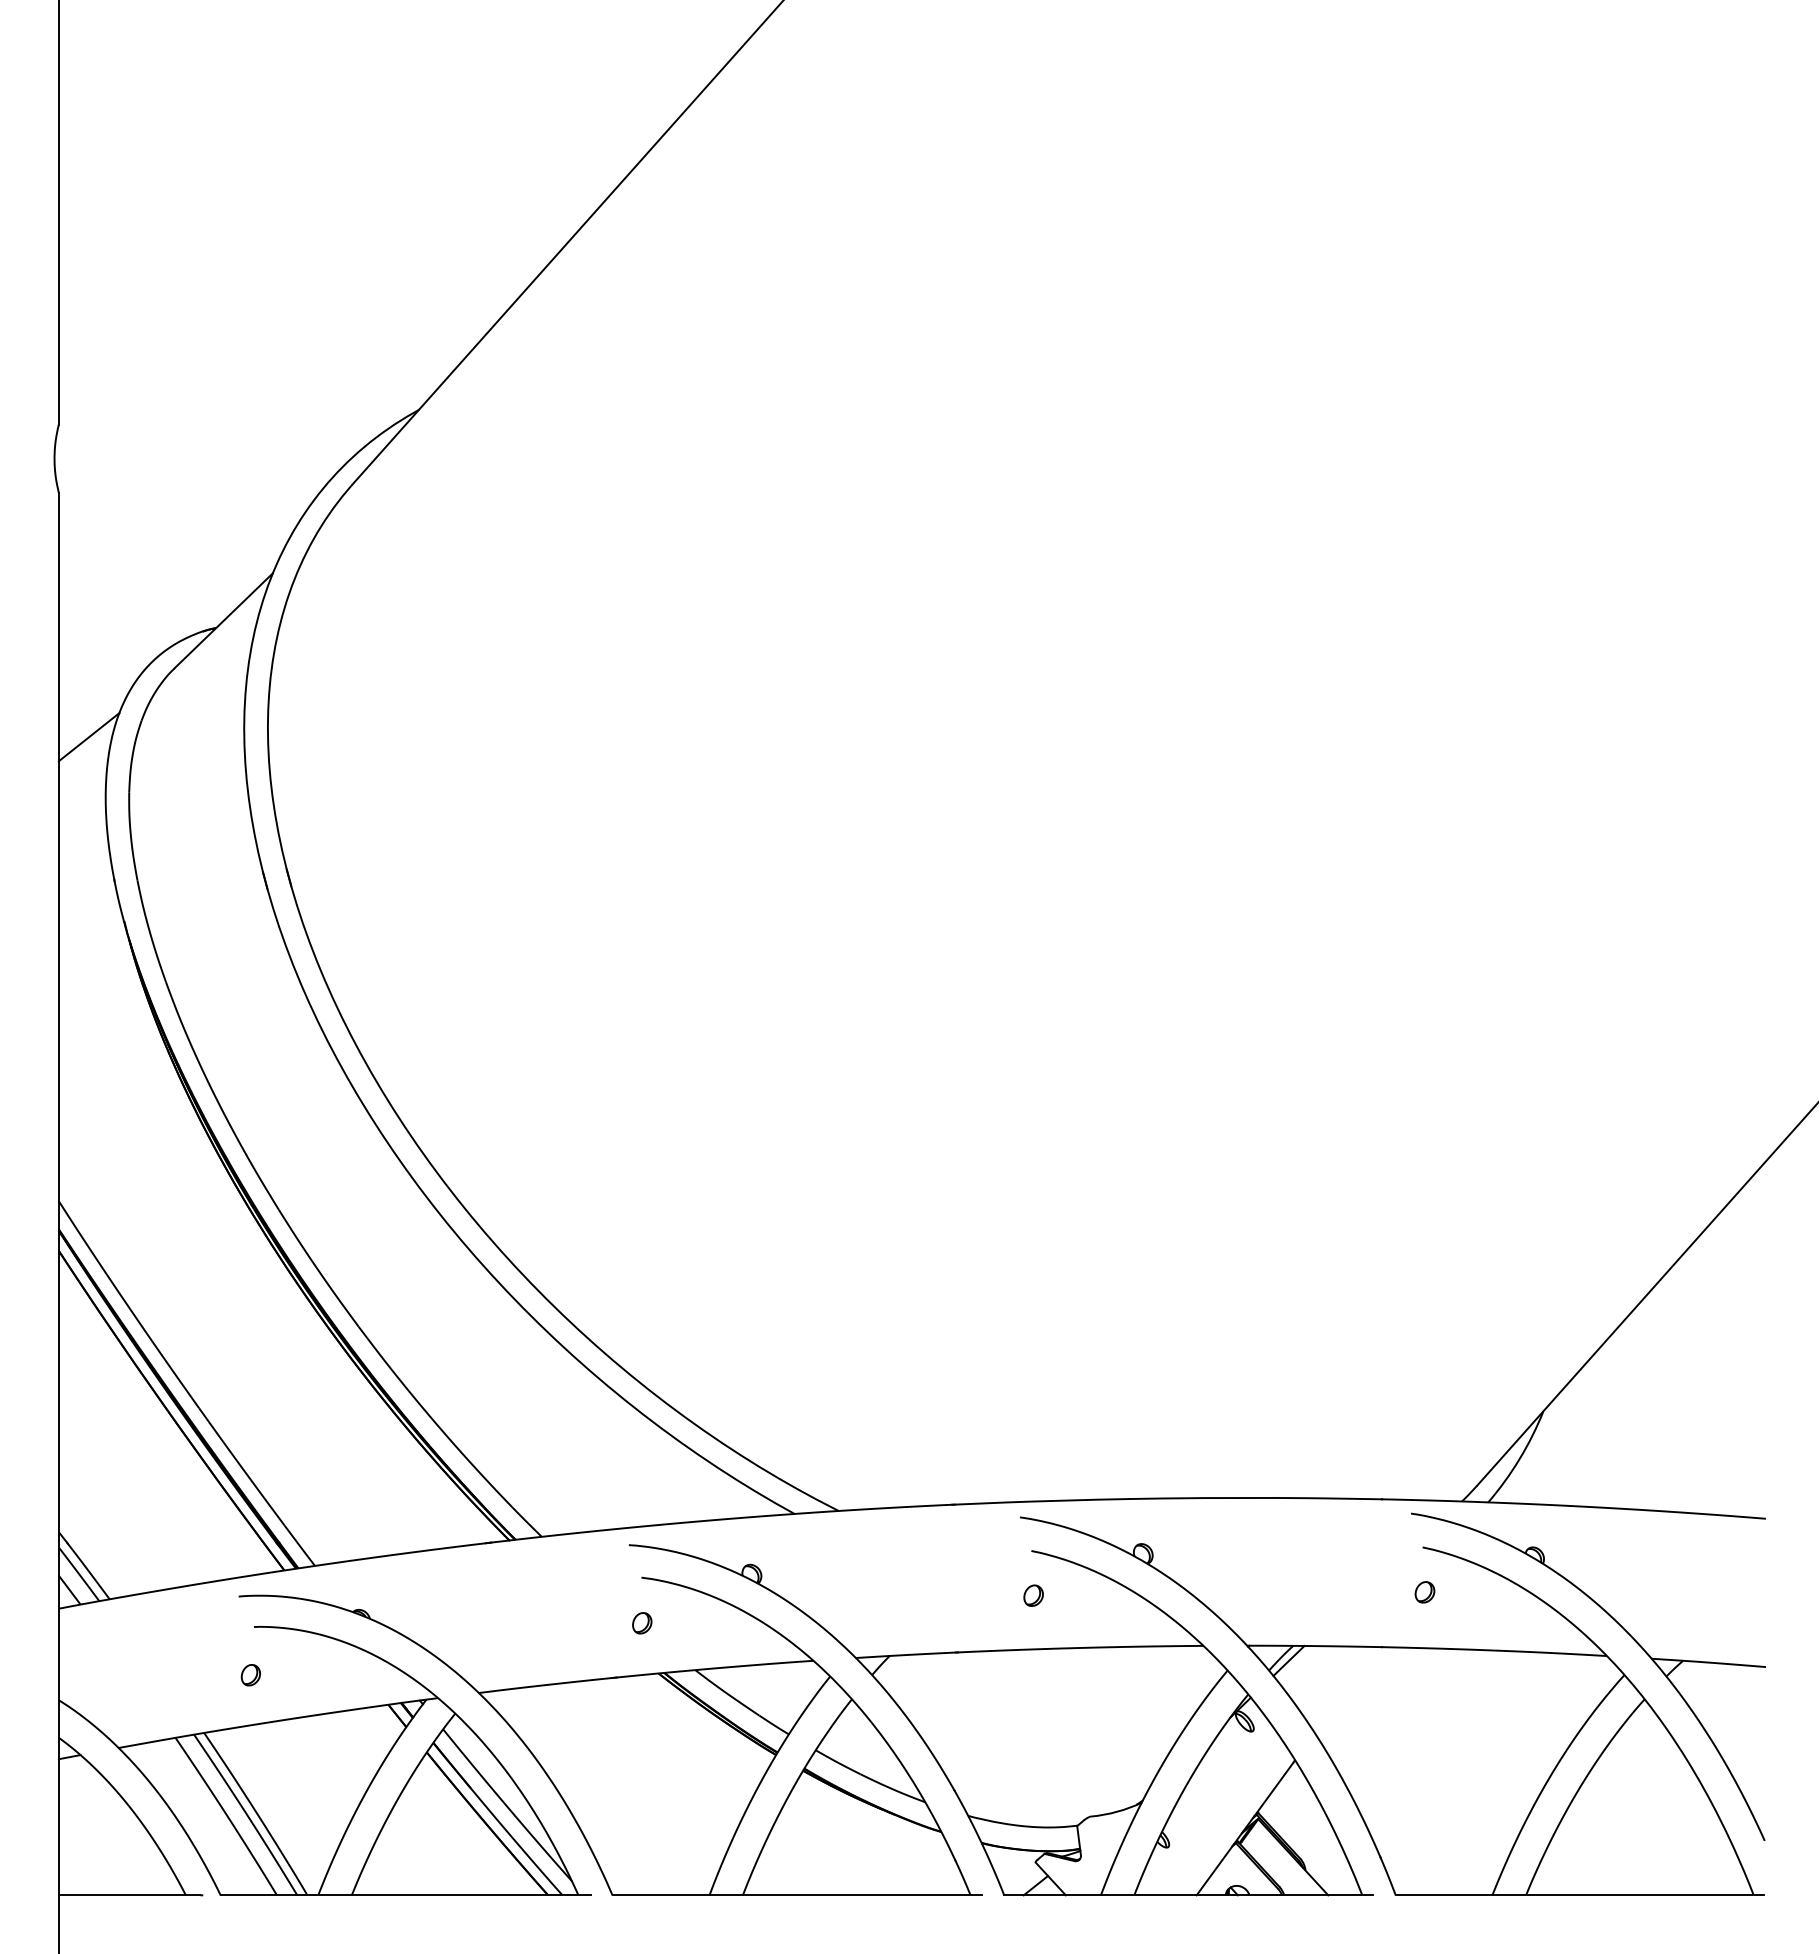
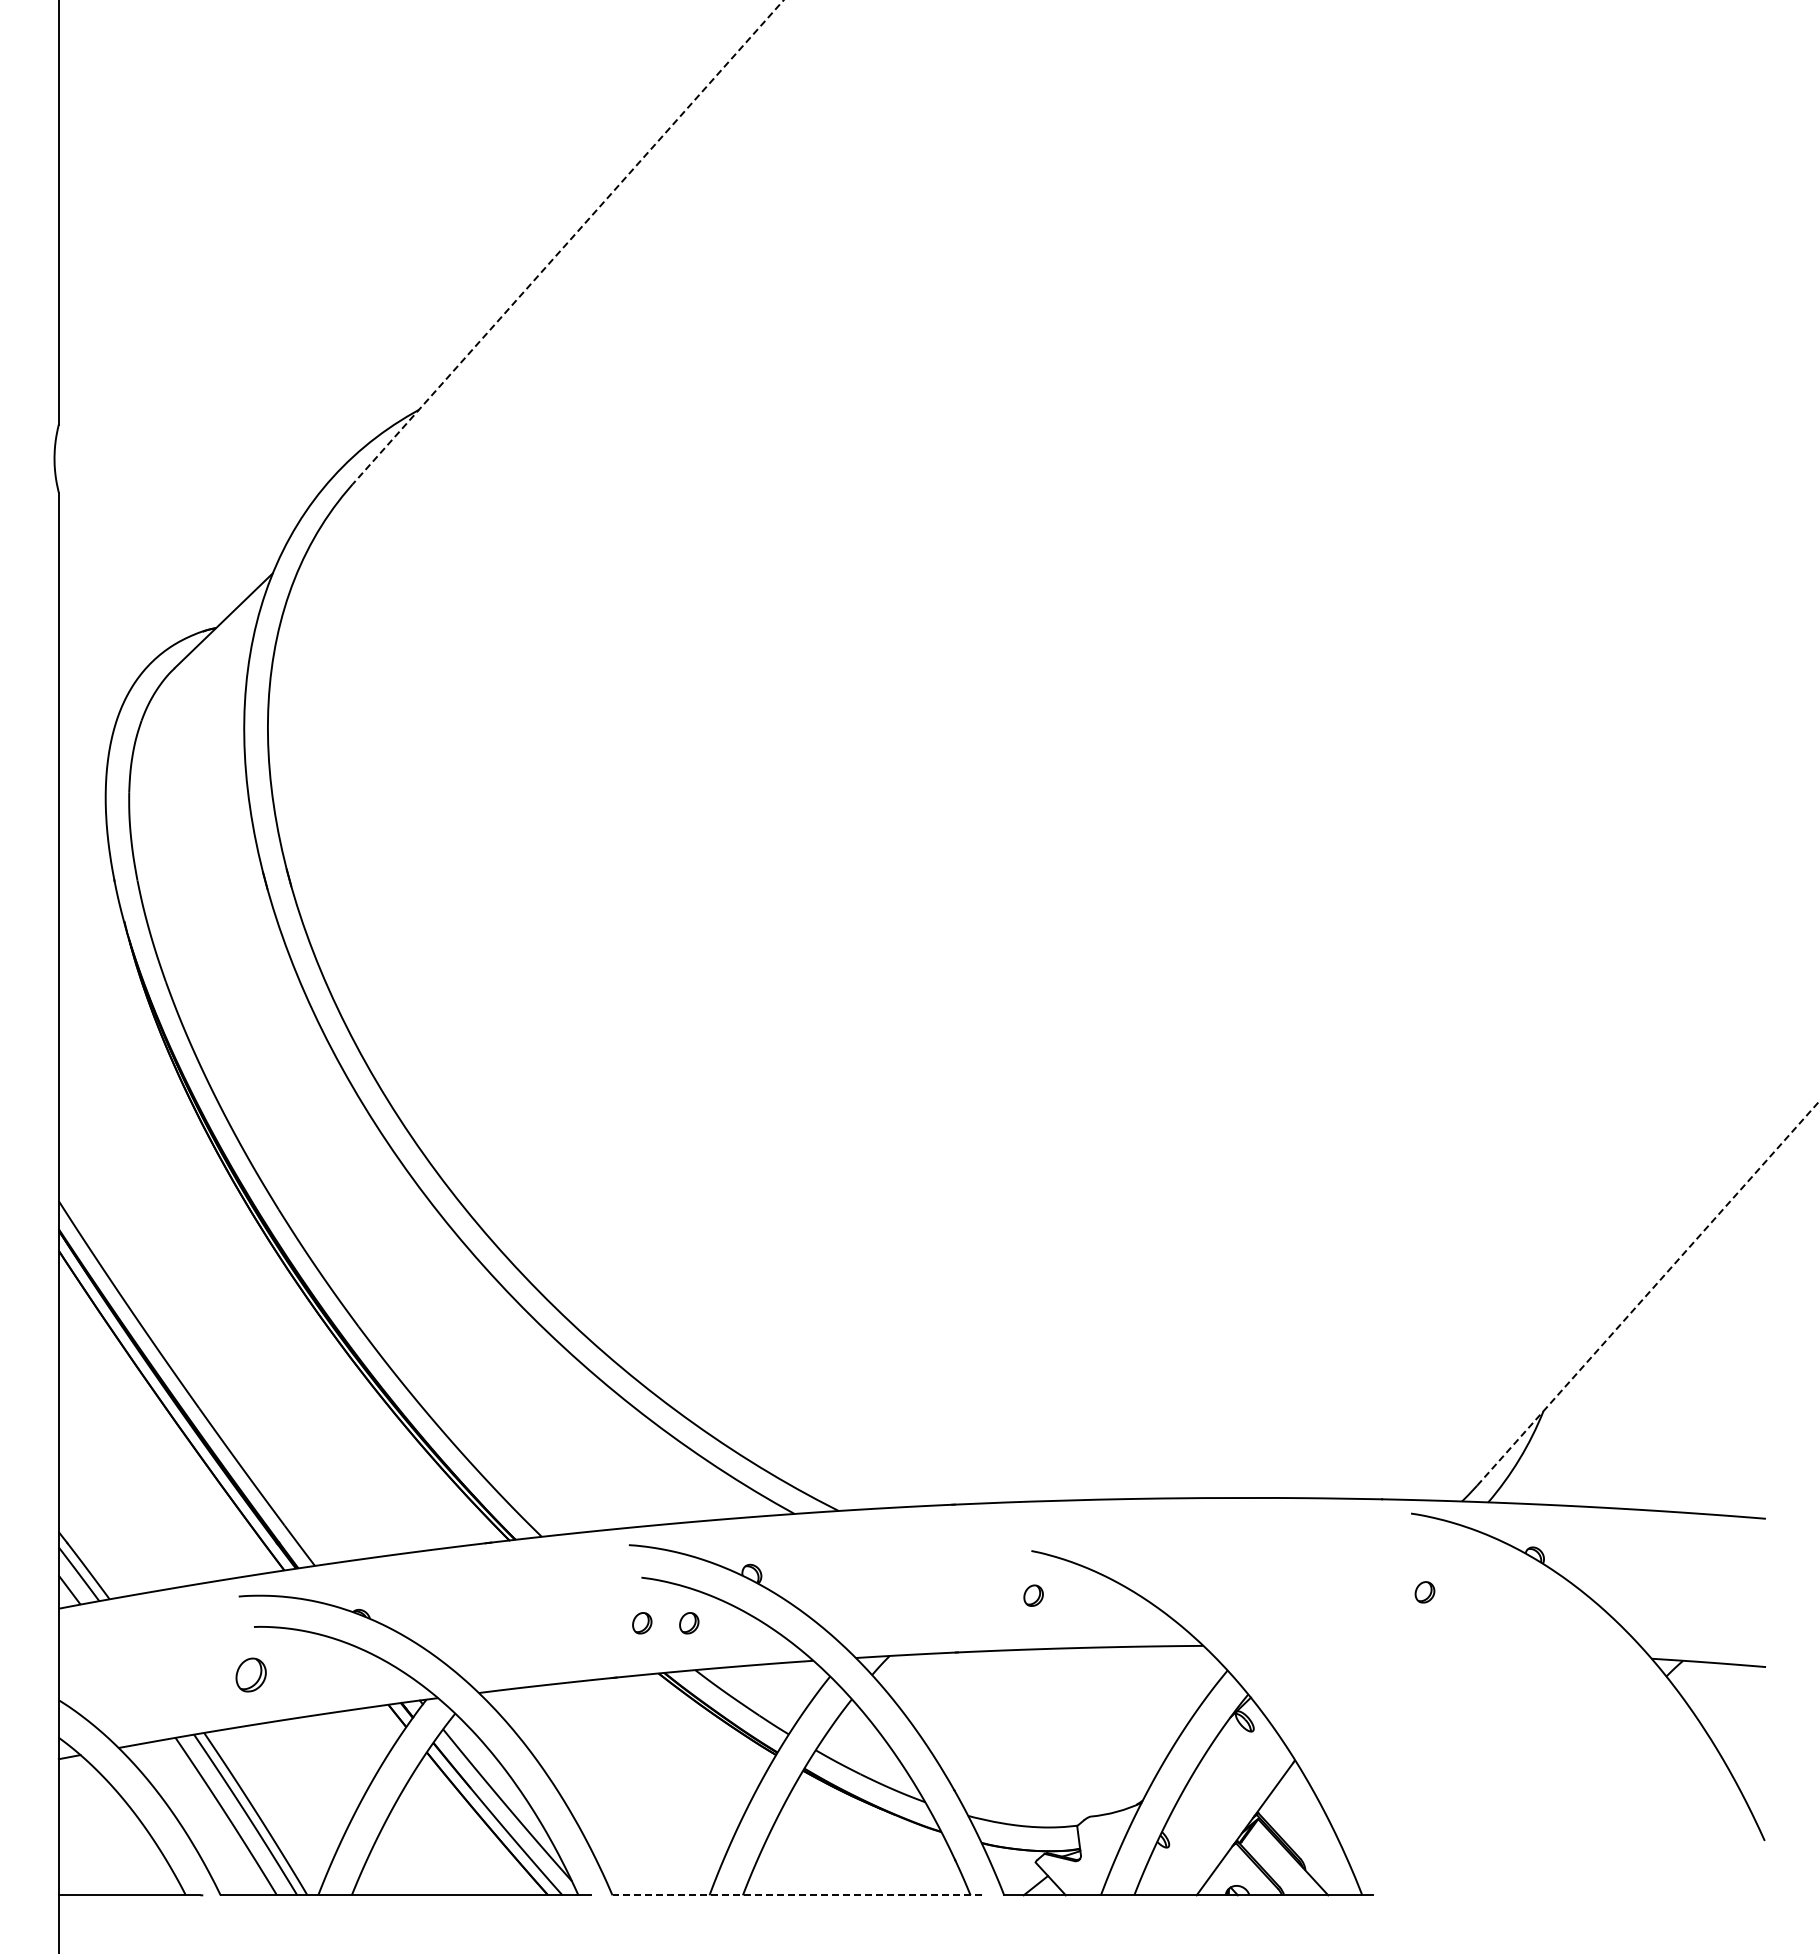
line: solid -> dashed (568, 242)
line: present -> none (88, 736)
line: solid -> dashed (1648, 1293)
part: none -> present (689, 1623)
part size: 21x23 px -> 32x36 px (250, 1674)
part: present -> none (1392, 1705)
line: solid -> dashed (797, 1895)
